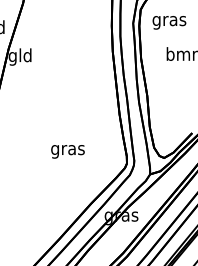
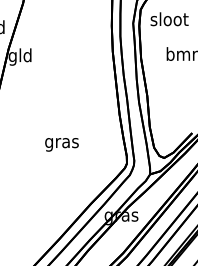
text: gras -> sloot (169, 20)
text position: (67, 151) -> (61, 144) (61, 144)
